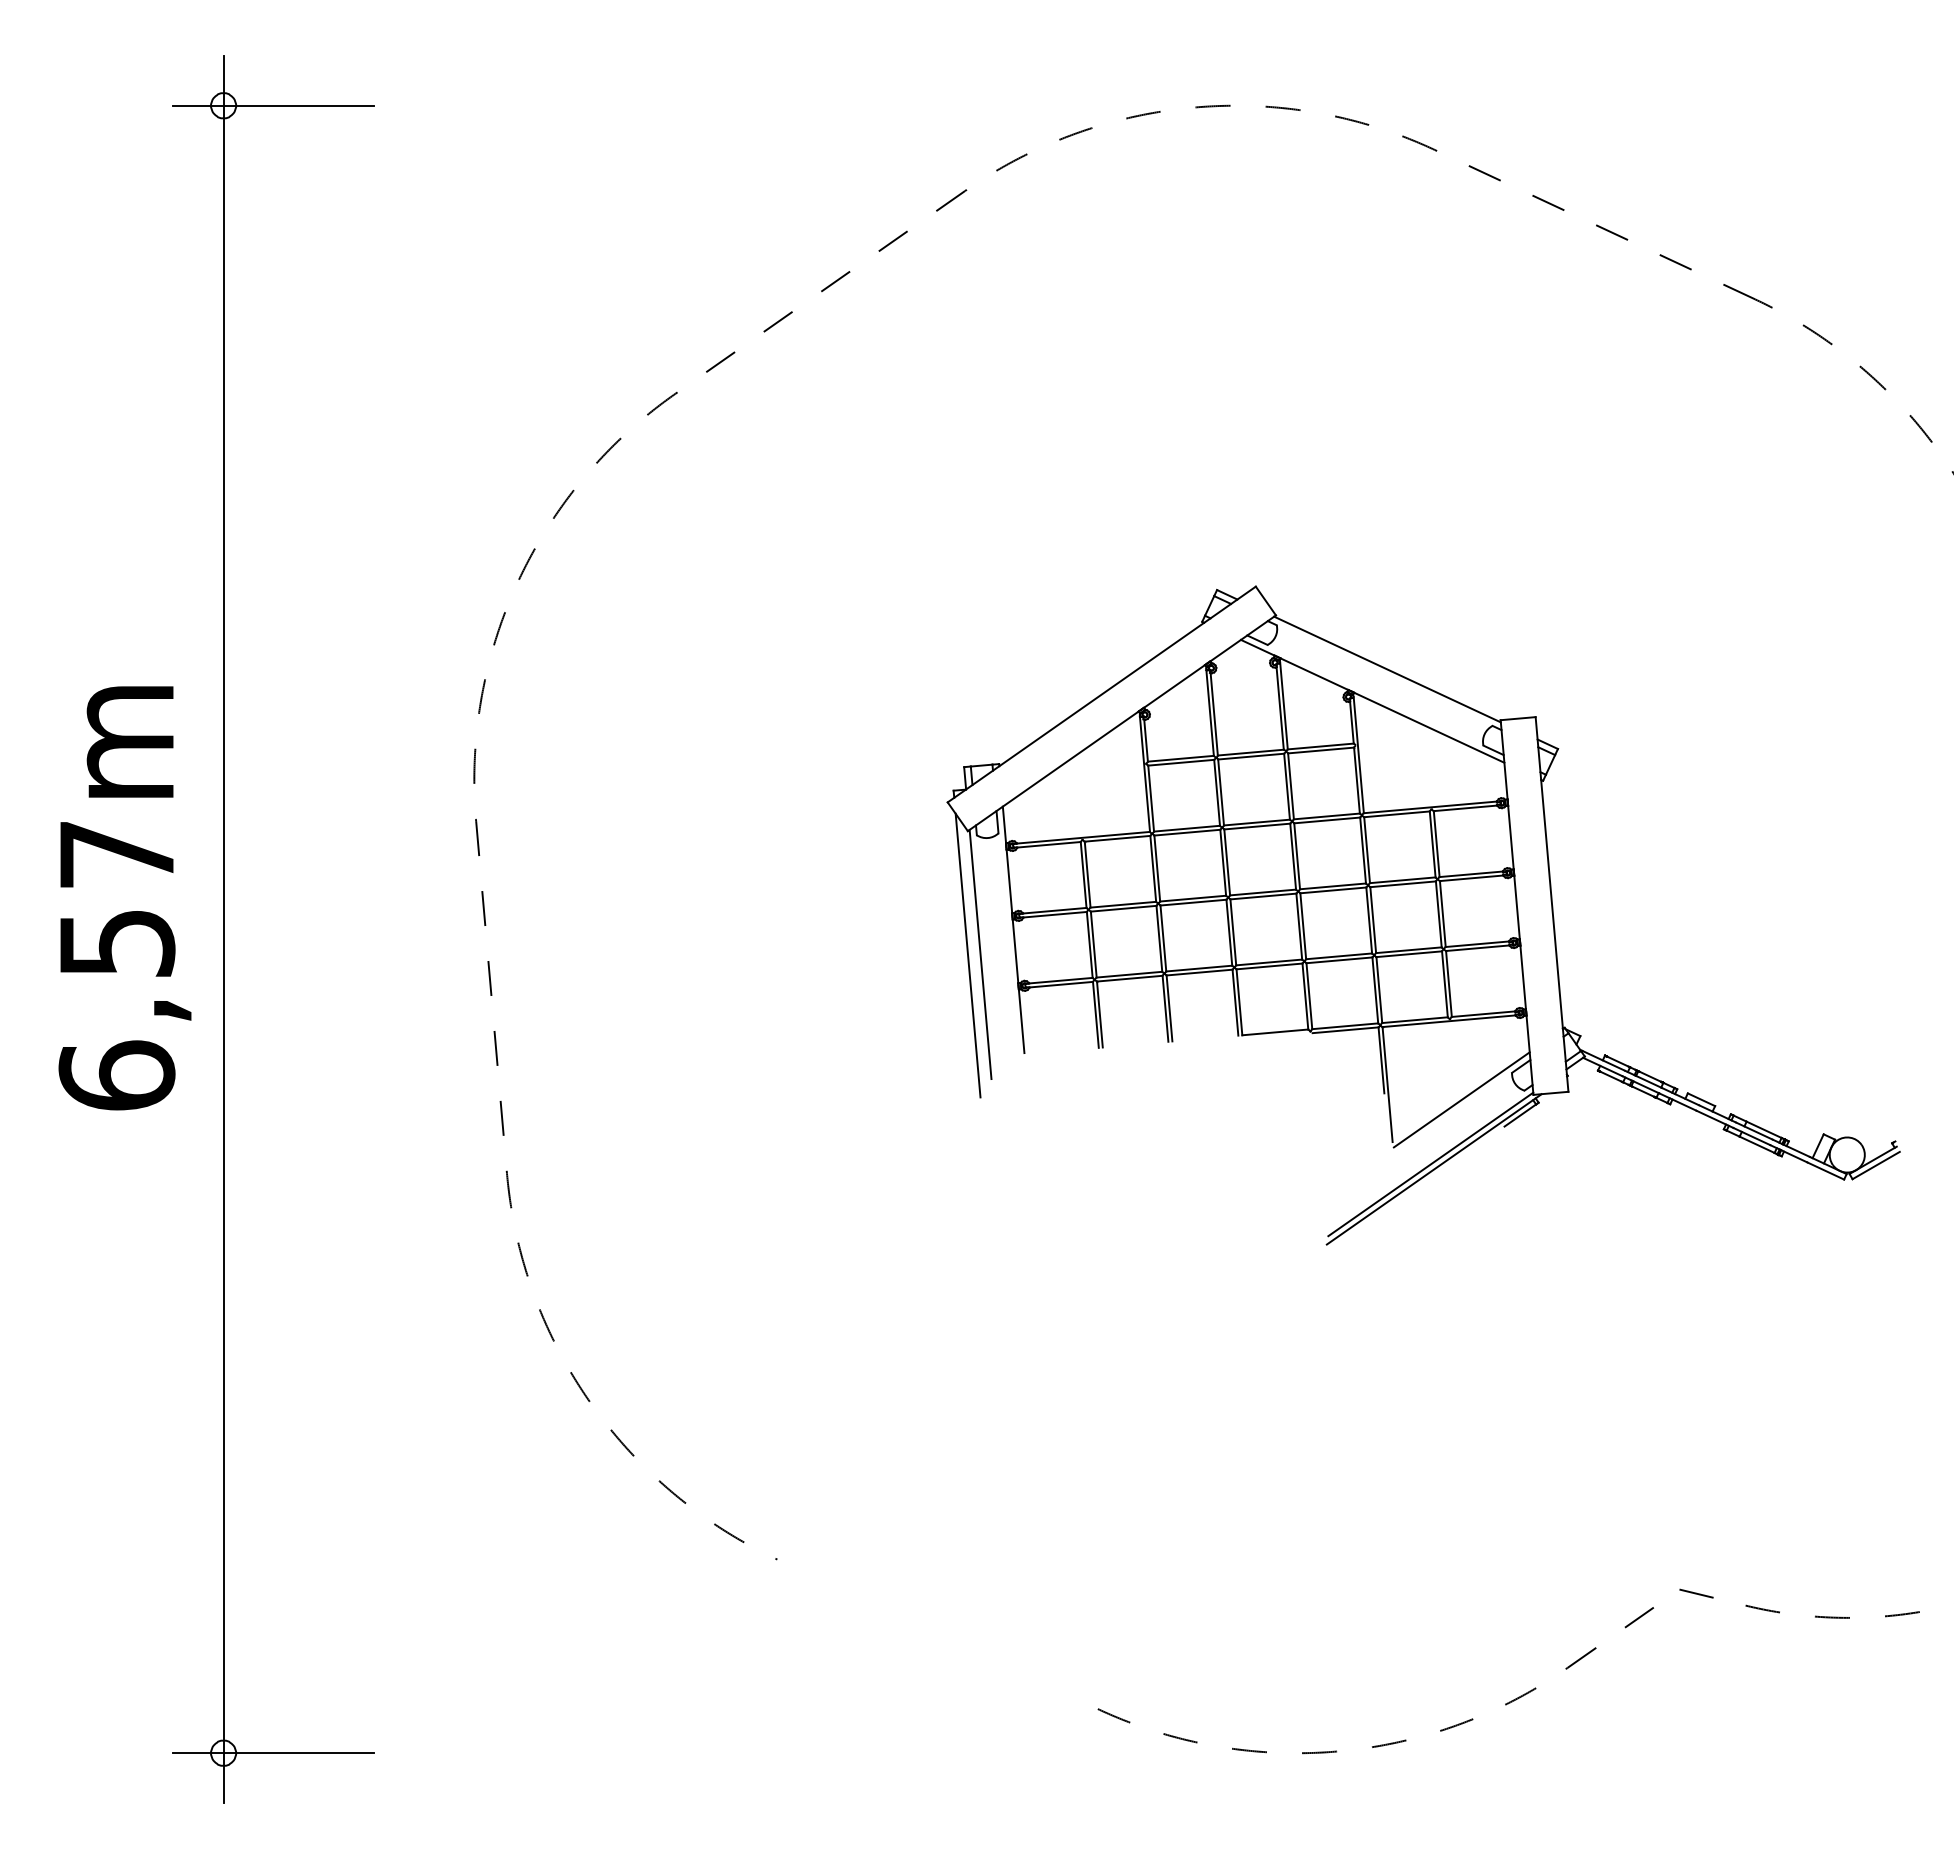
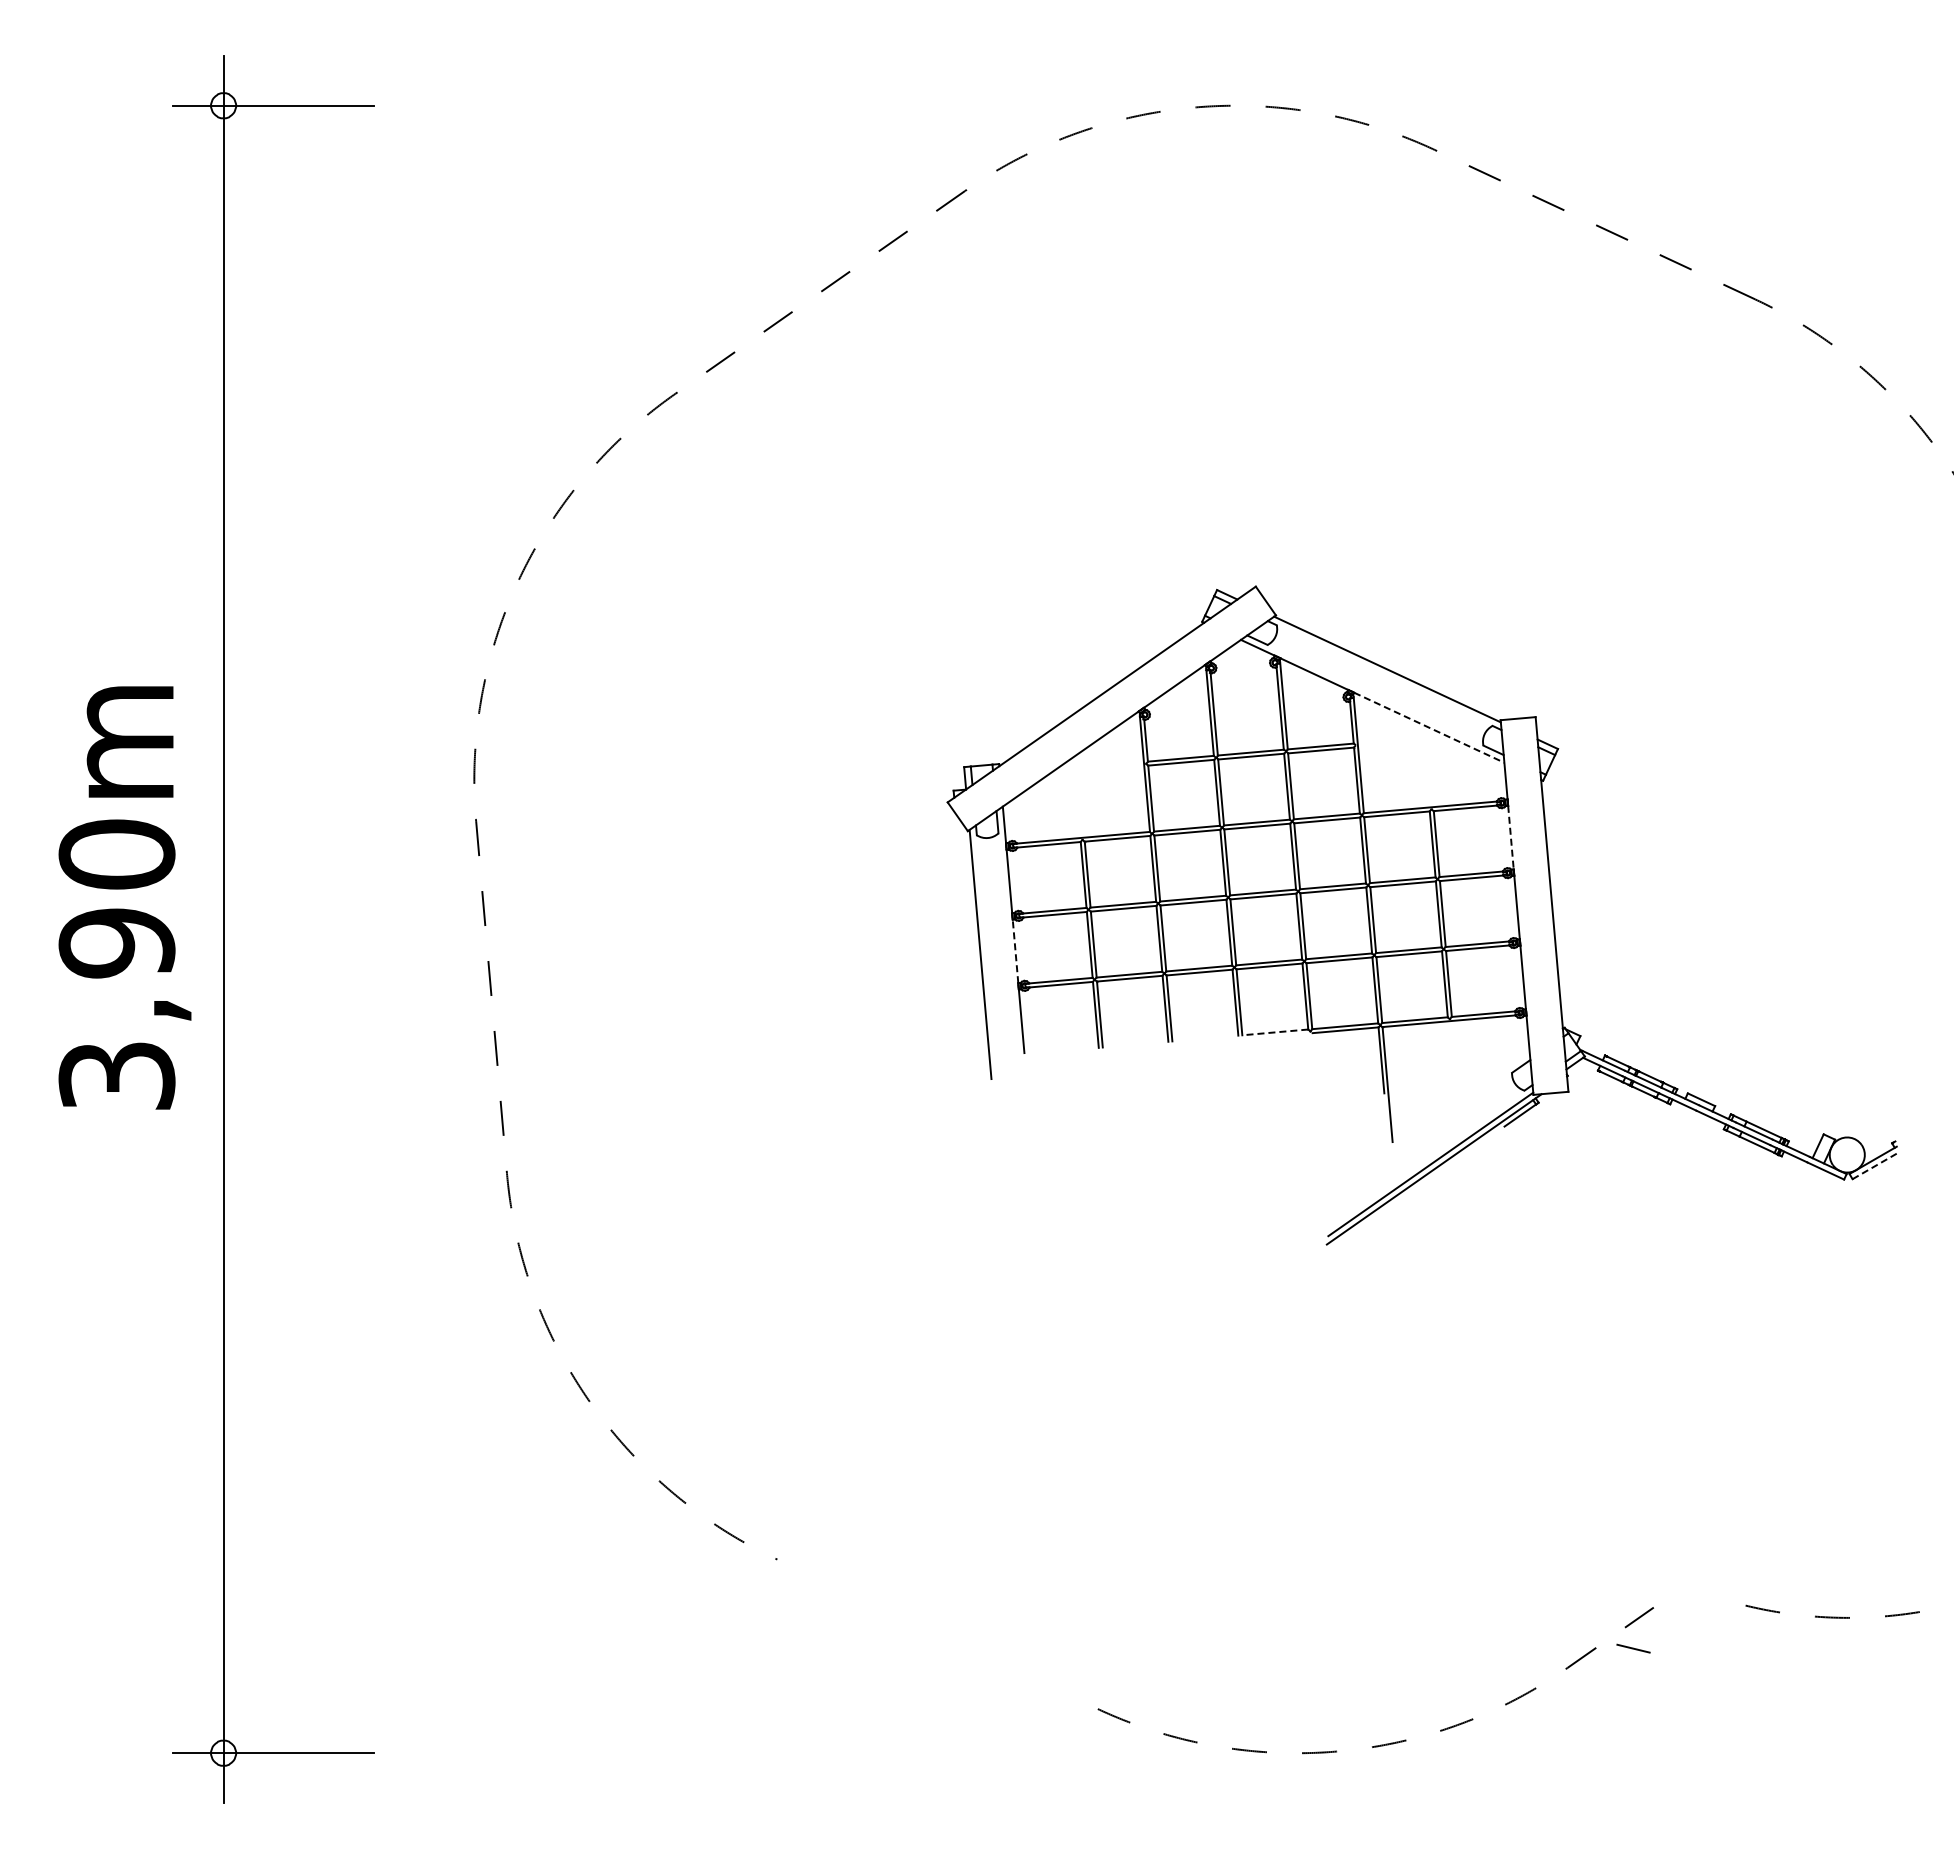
line: solid -> dashed (1429, 727)
line: solid -> dashed (1510, 837)
line: solid -> dashed (1015, 951)
line: present -> none (967, 955)
text: 6,57m -> 3,90m (116, 964)
line: solid -> dashed (1274, 1032)
line: present -> none (1461, 1099)
line: solid -> dashed (1876, 1165)
line position: (1696, 1593) -> (1633, 1648) (1633, 1648)
